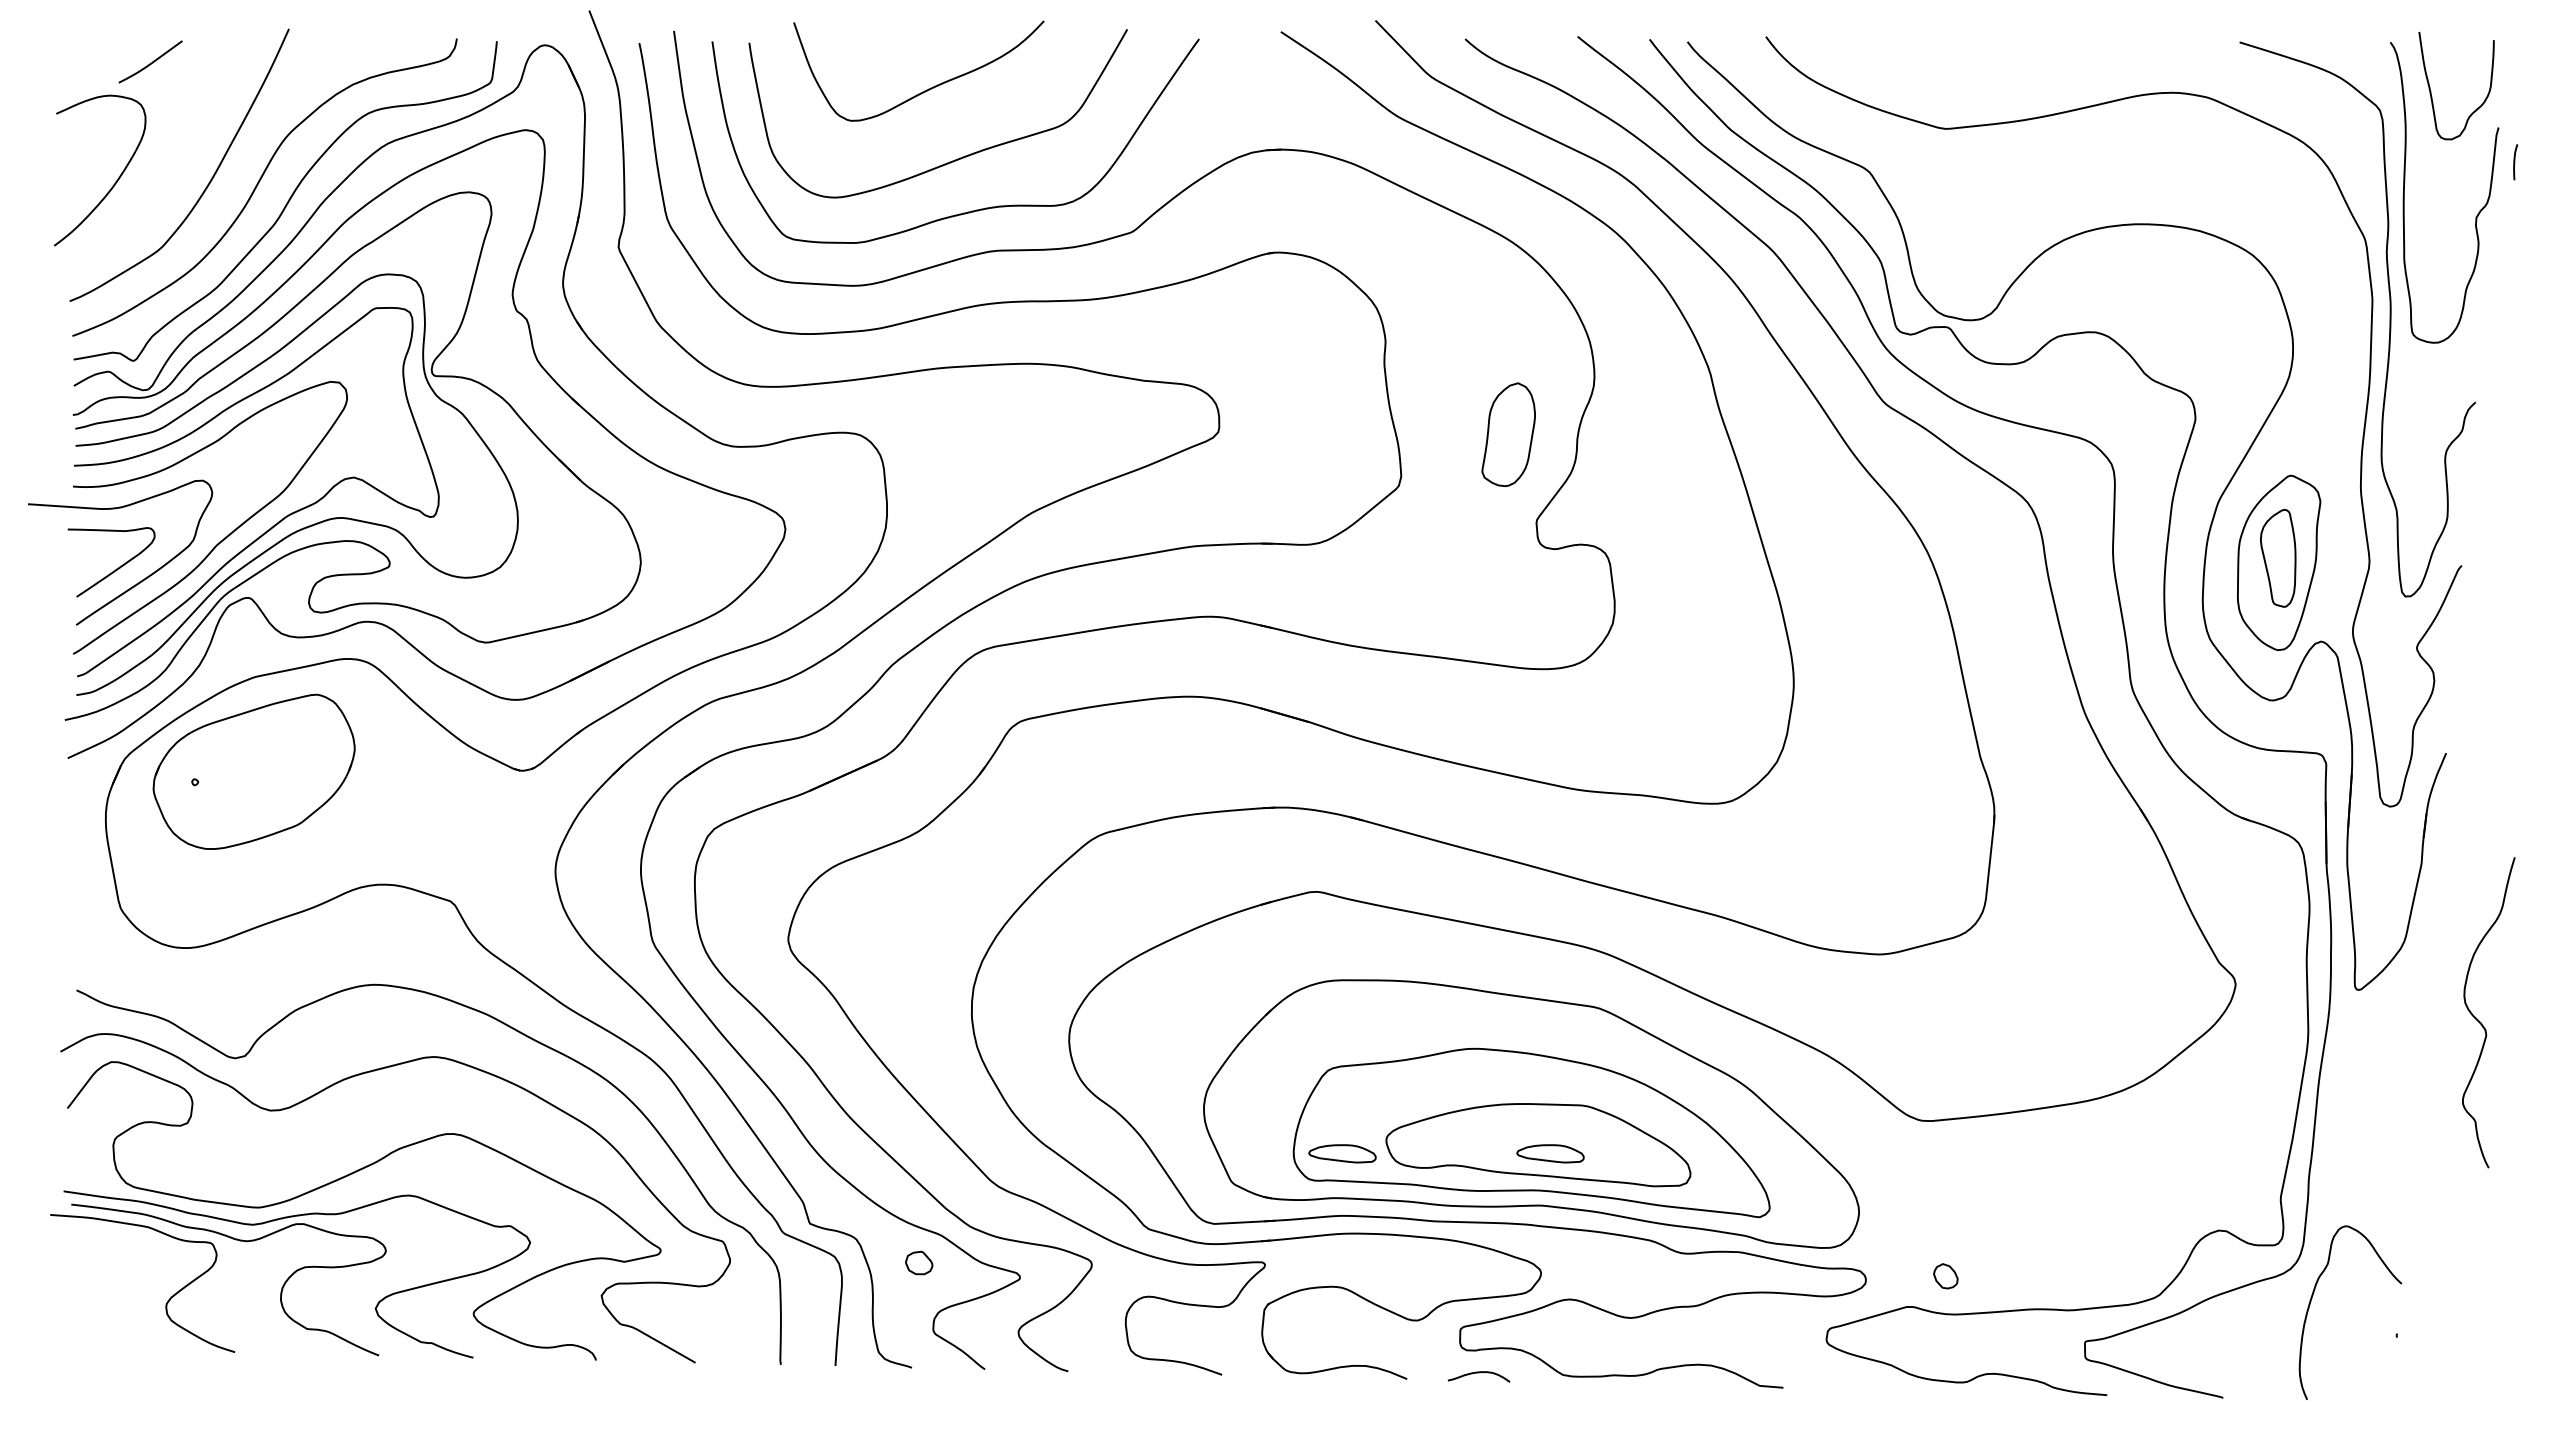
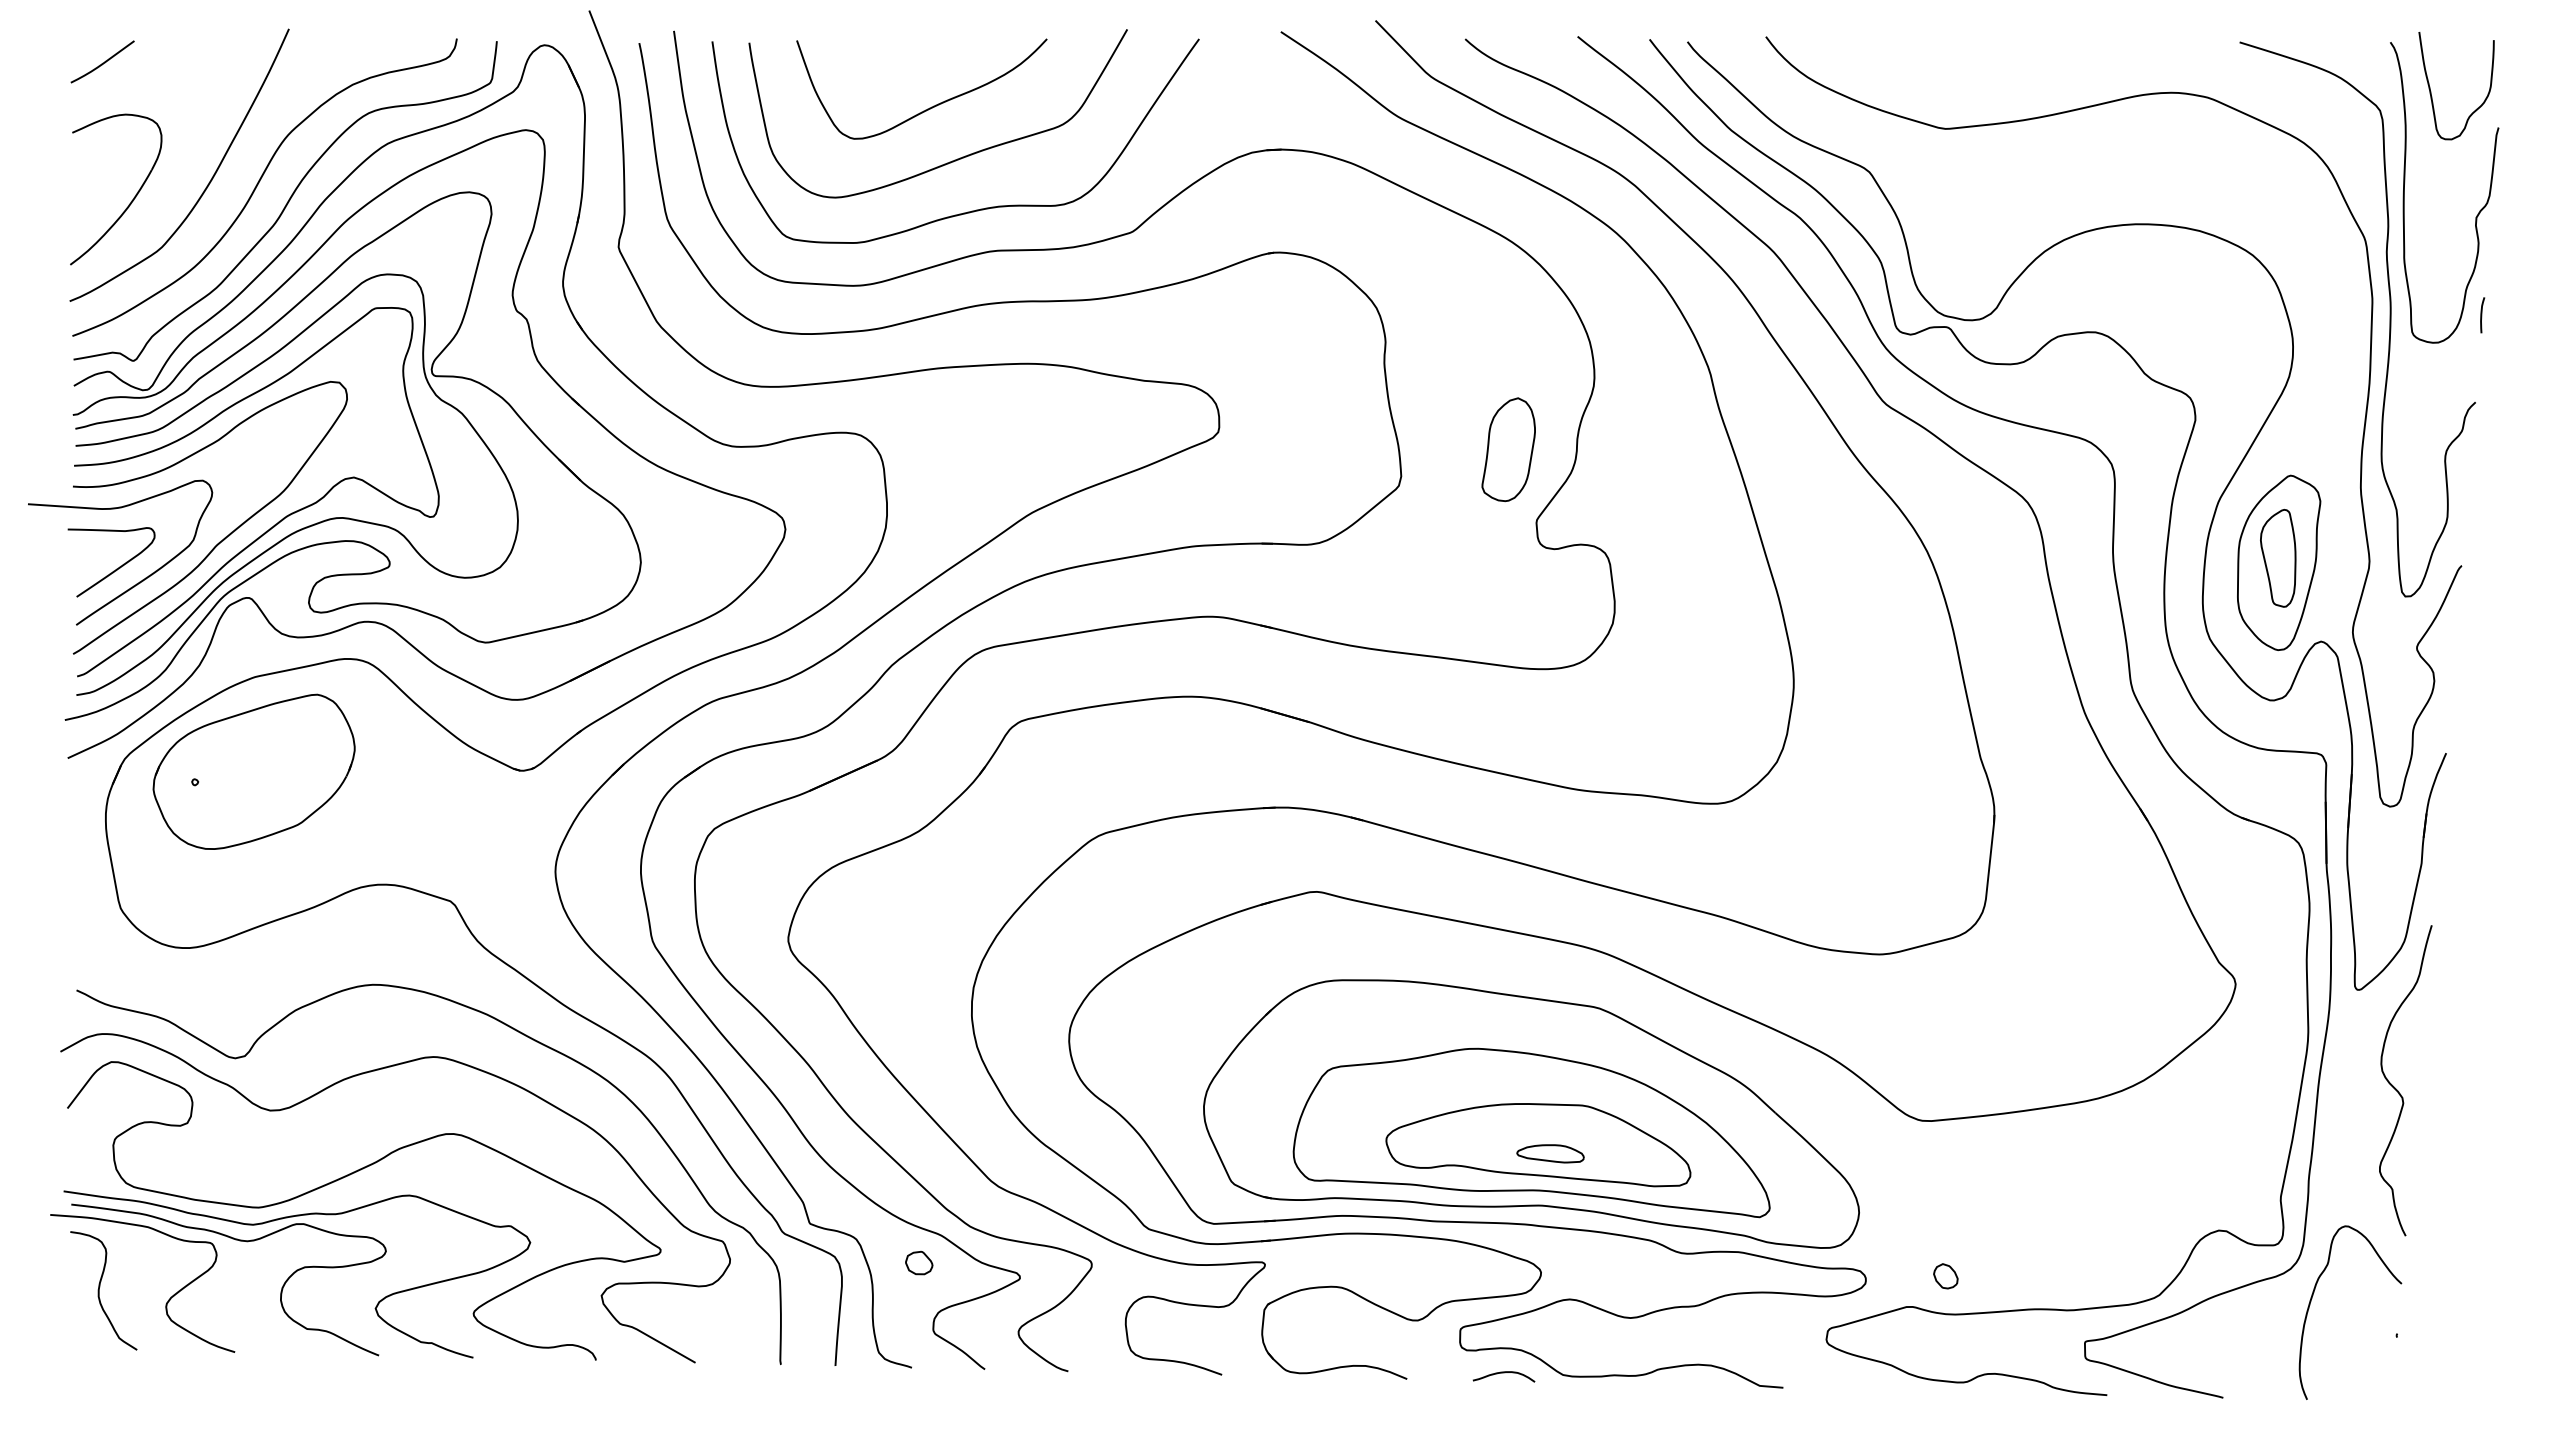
curve position: (151, 62) -> (103, 62) (103, 62)
curve position: (928, 88) -> (931, 106) (931, 106)
curve position: (2515, 162) -> (2482, 315) (2482, 315)
part position: (115, 181) -> (131, 200) (131, 200)
part position: (1508, 434) -> (1508, 449) (1508, 449)
curve position: (2479, 1020) -> (2396, 1088) (2396, 1088)
part: present -> none (1342, 1153)
curve: none -> present (99, 1290)
curve position: (1478, 1373) -> (1503, 1373) (1503, 1373)
